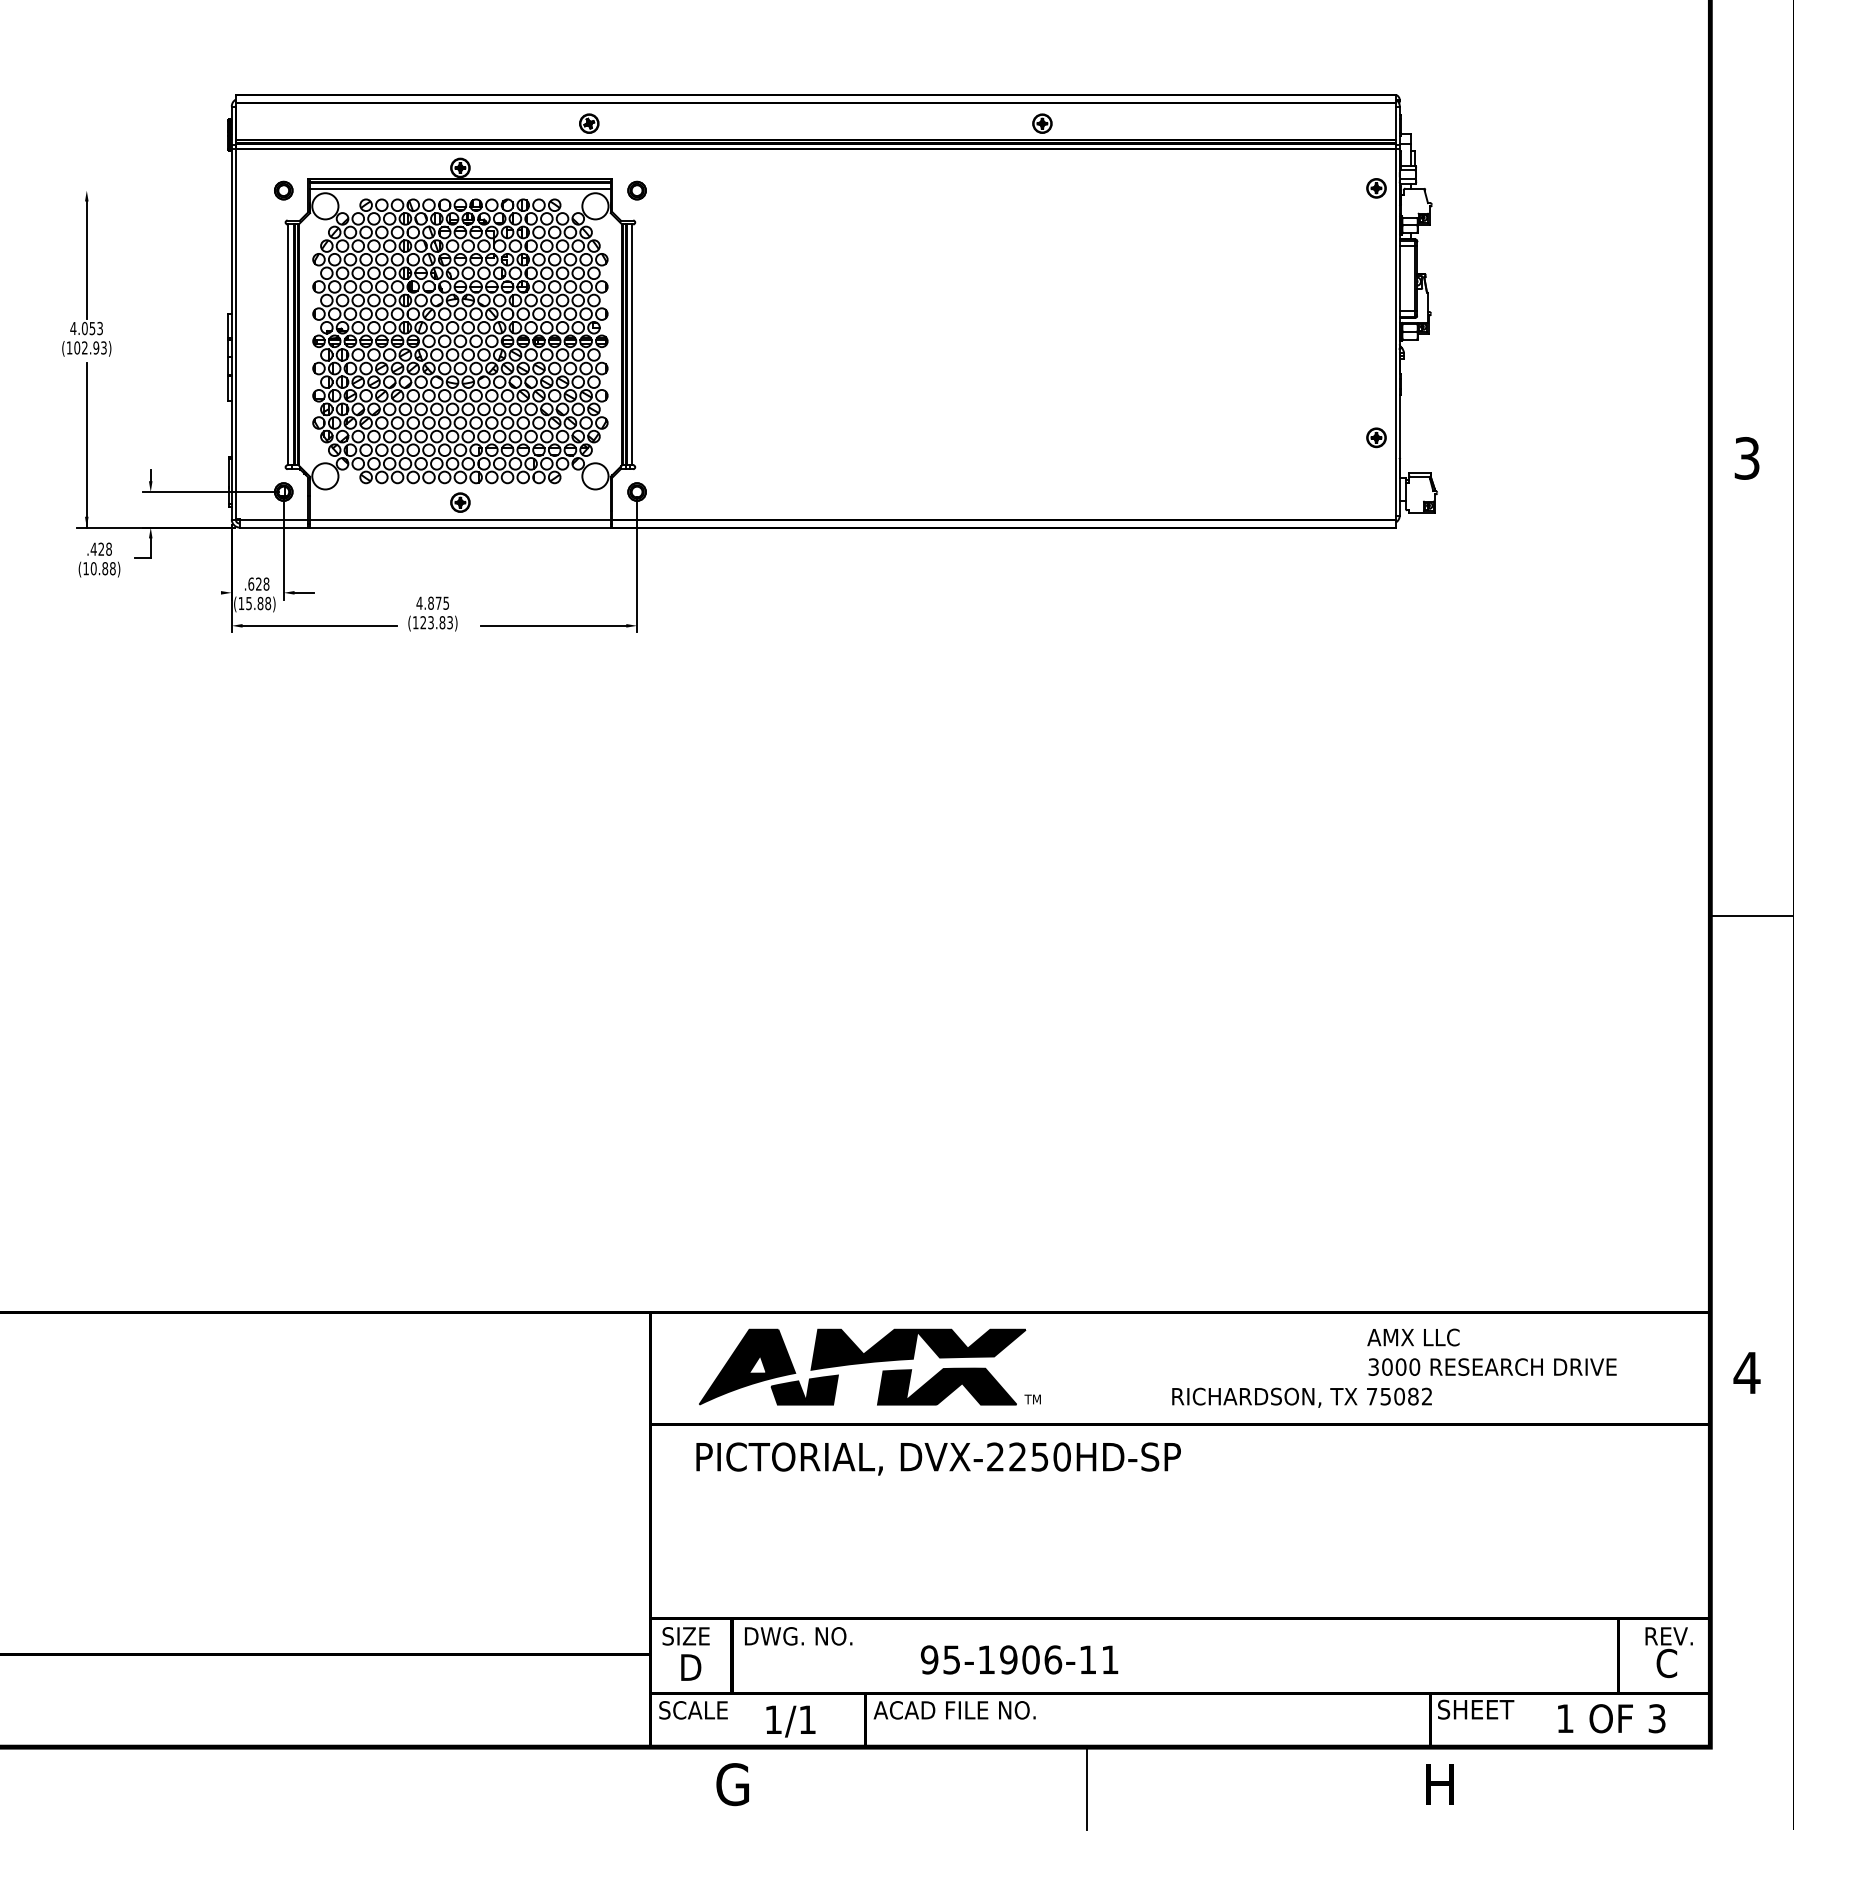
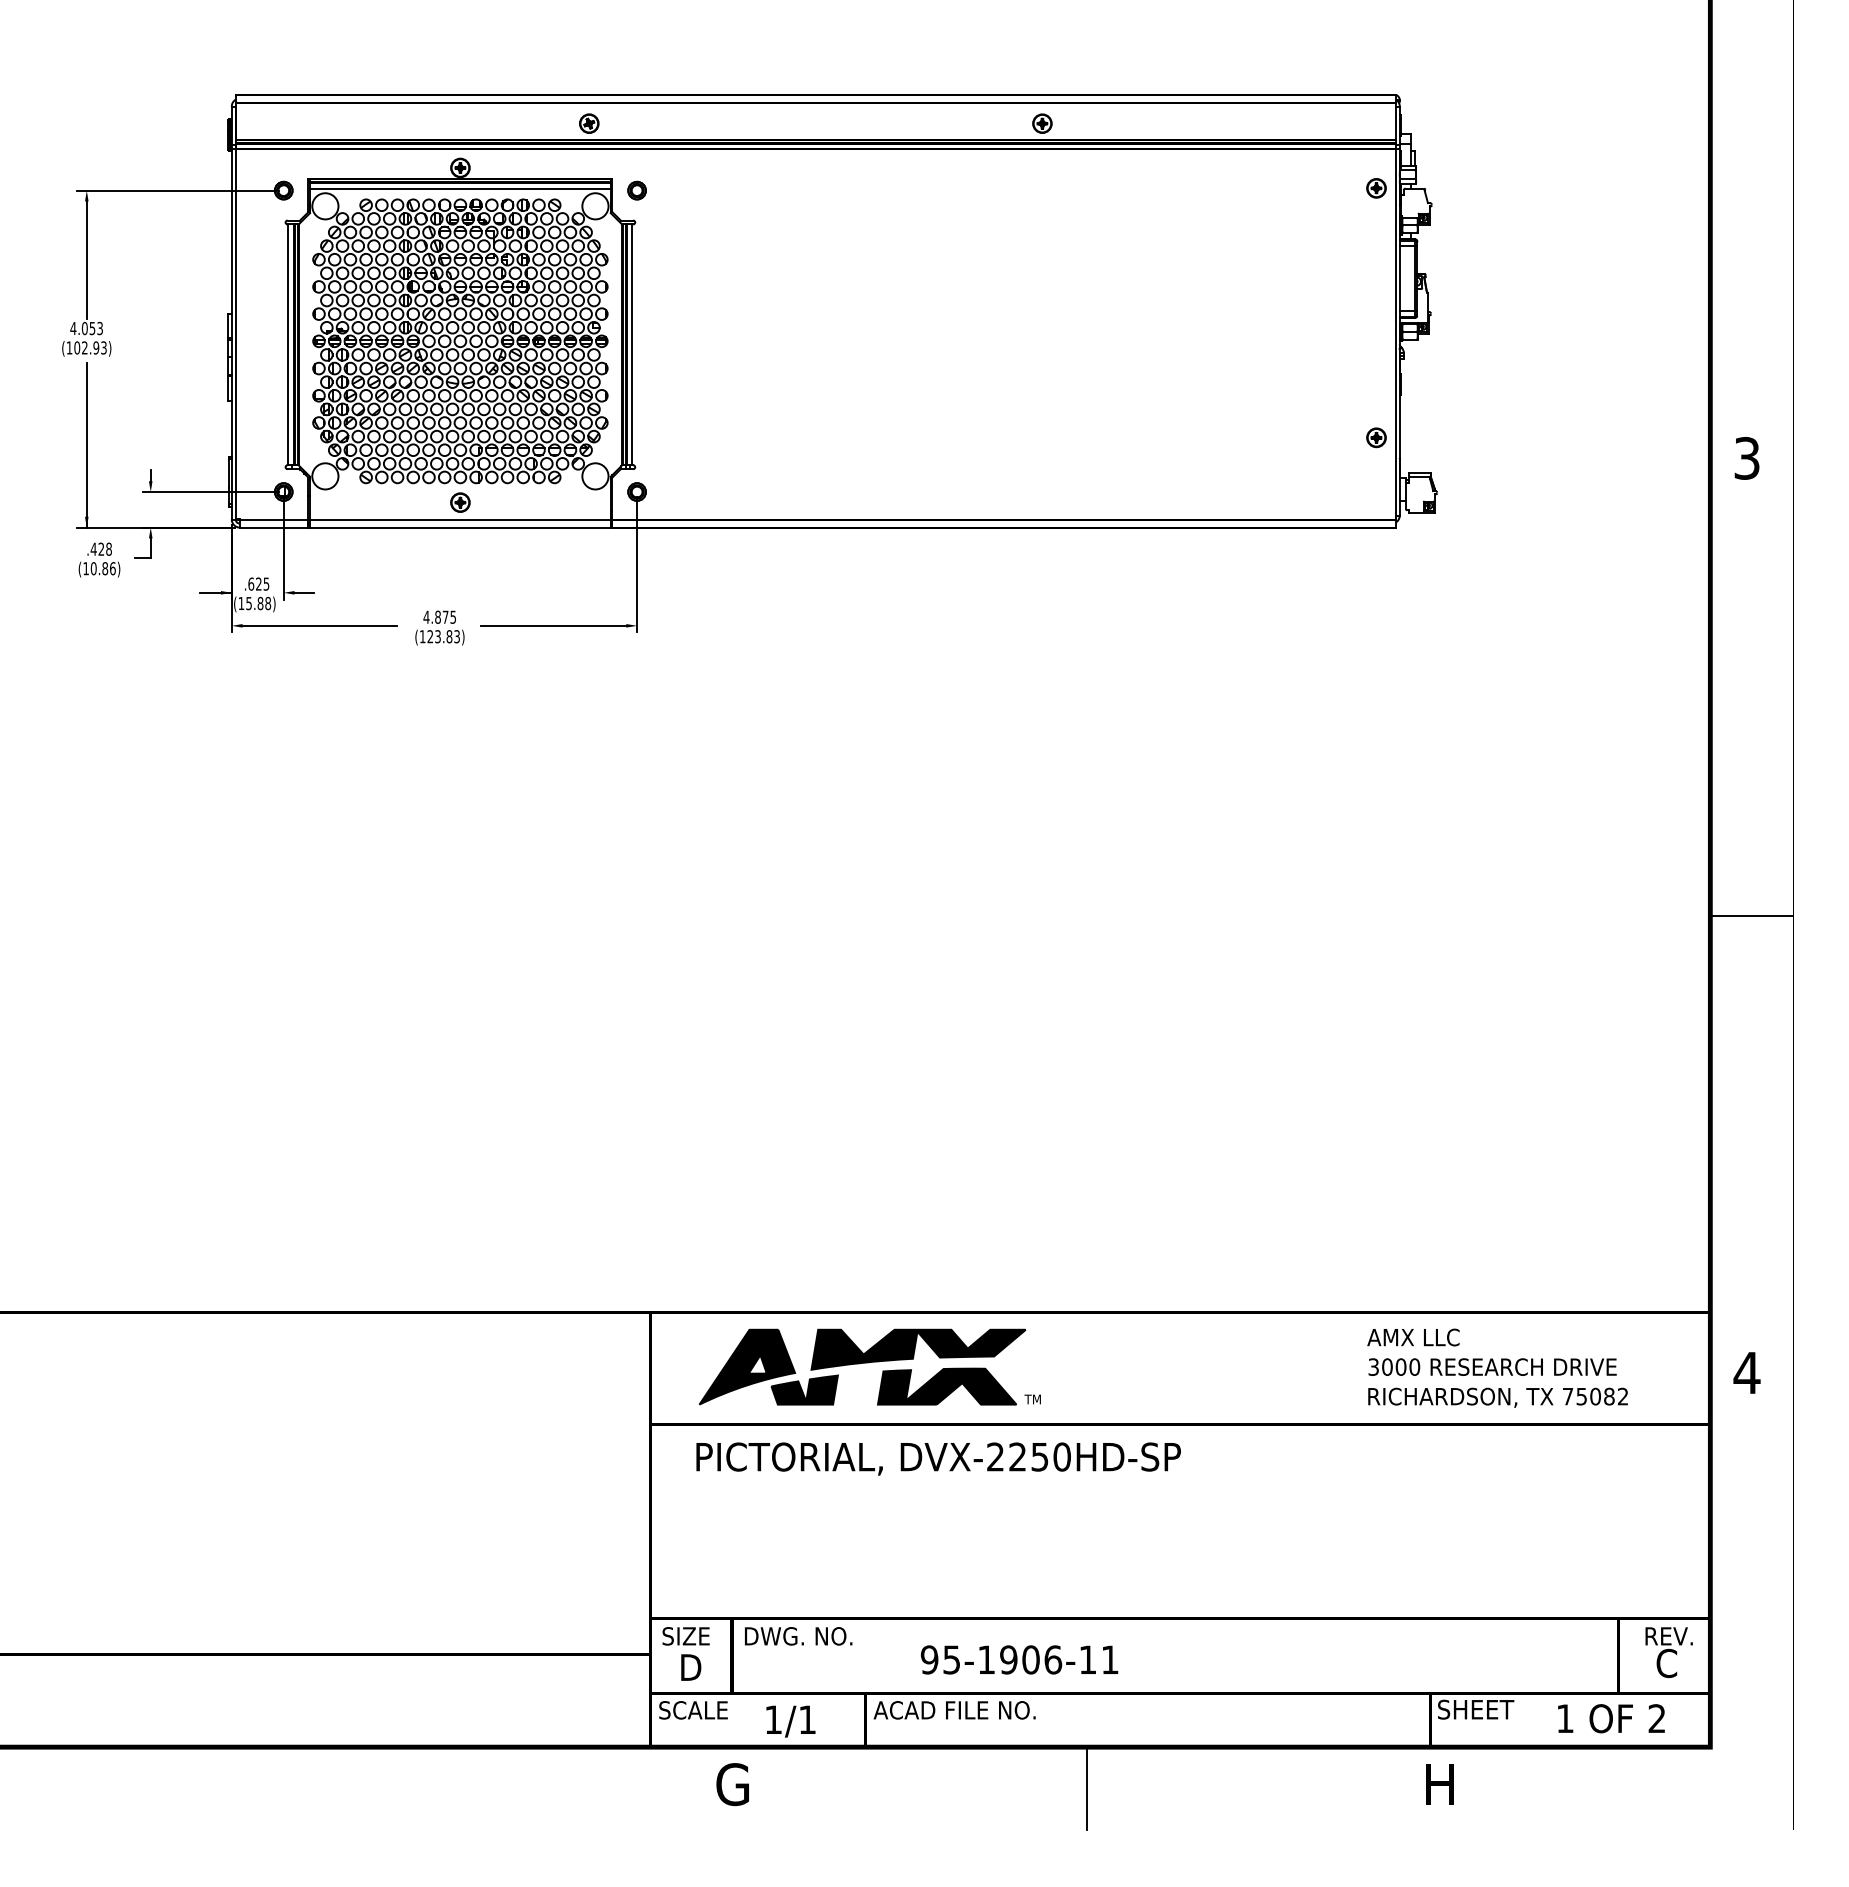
line: none -> present (177, 190)
text: (10.88) -> (10.86) (112, 568)
text: .628 -> .625 (266, 583)
line: none -> present (215, 592)
text position: (432, 613) -> (439, 627) (439, 627)
text position: (1301, 1397) -> (1497, 1397) (1497, 1397)
text: 3 -> 2 (1656, 1718)
